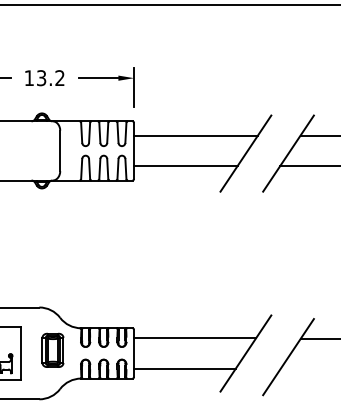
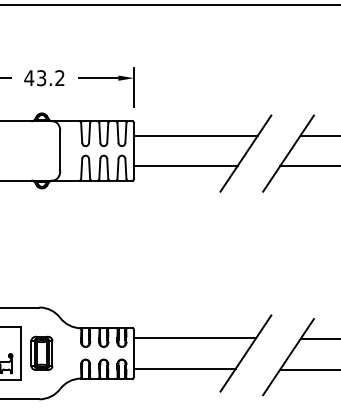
text: 13.2 -> 43.2 (29, 77)
part position: (52, 349) -> (41, 352) (41, 352)
line: none -> present (308, 369)
